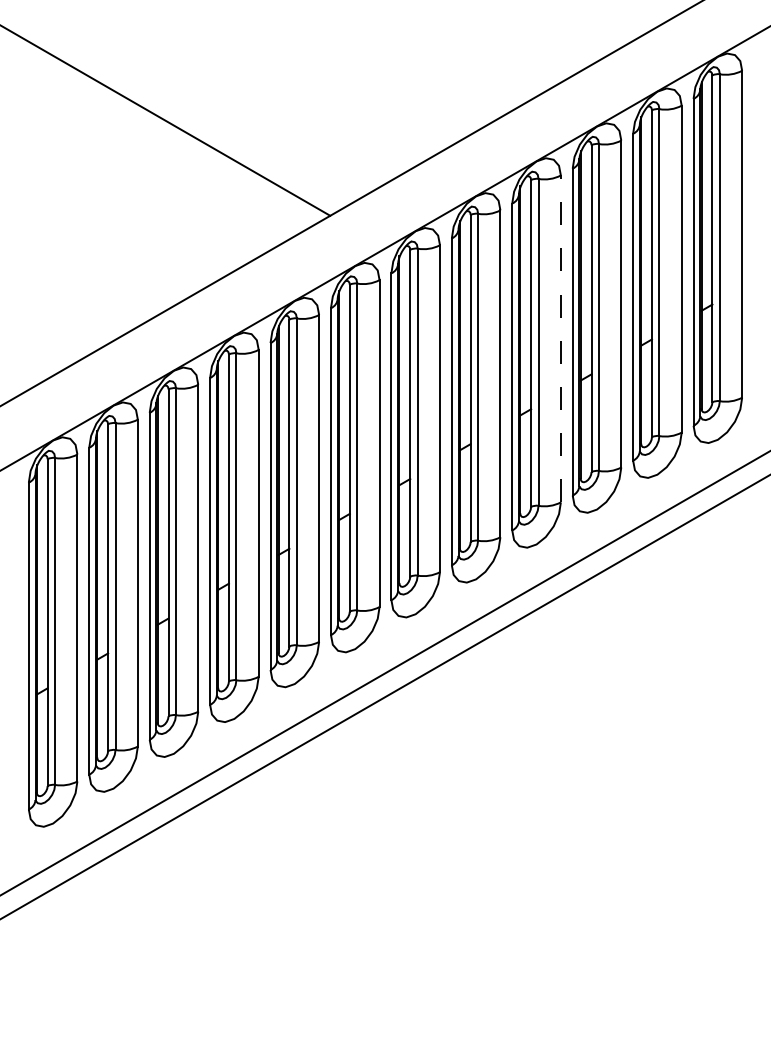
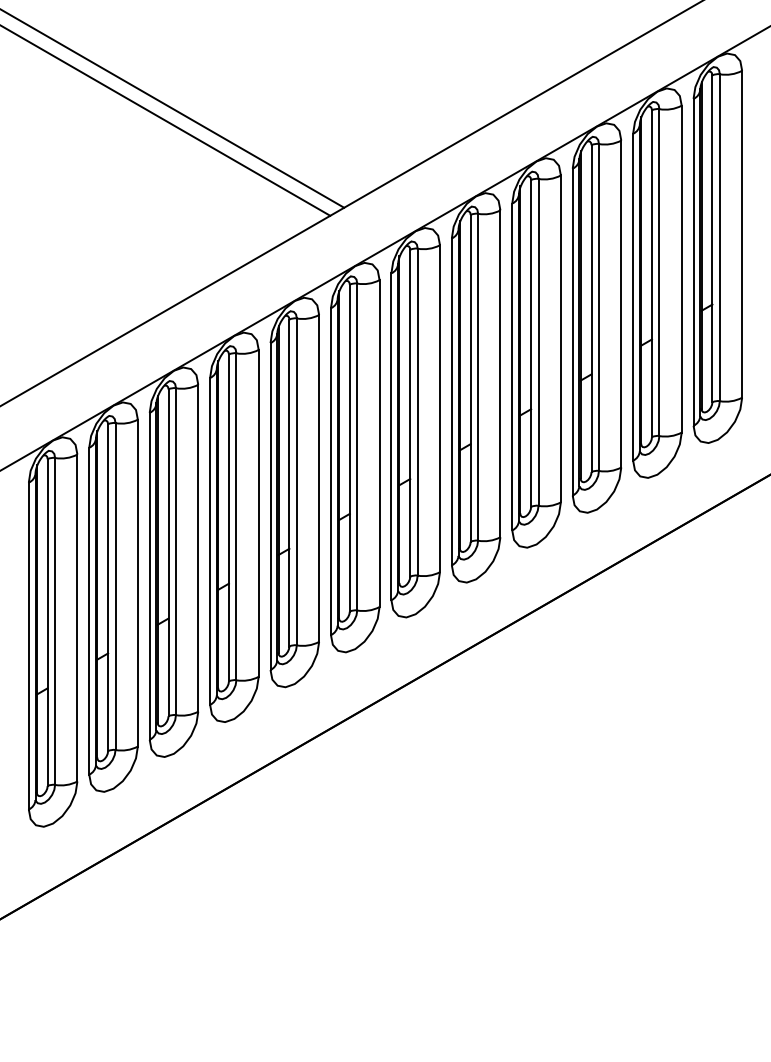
line: none -> present (173, 108)
line: dashed -> solid (560, 338)
line position: (384, 673) -> (384, 697) (384, 697)
